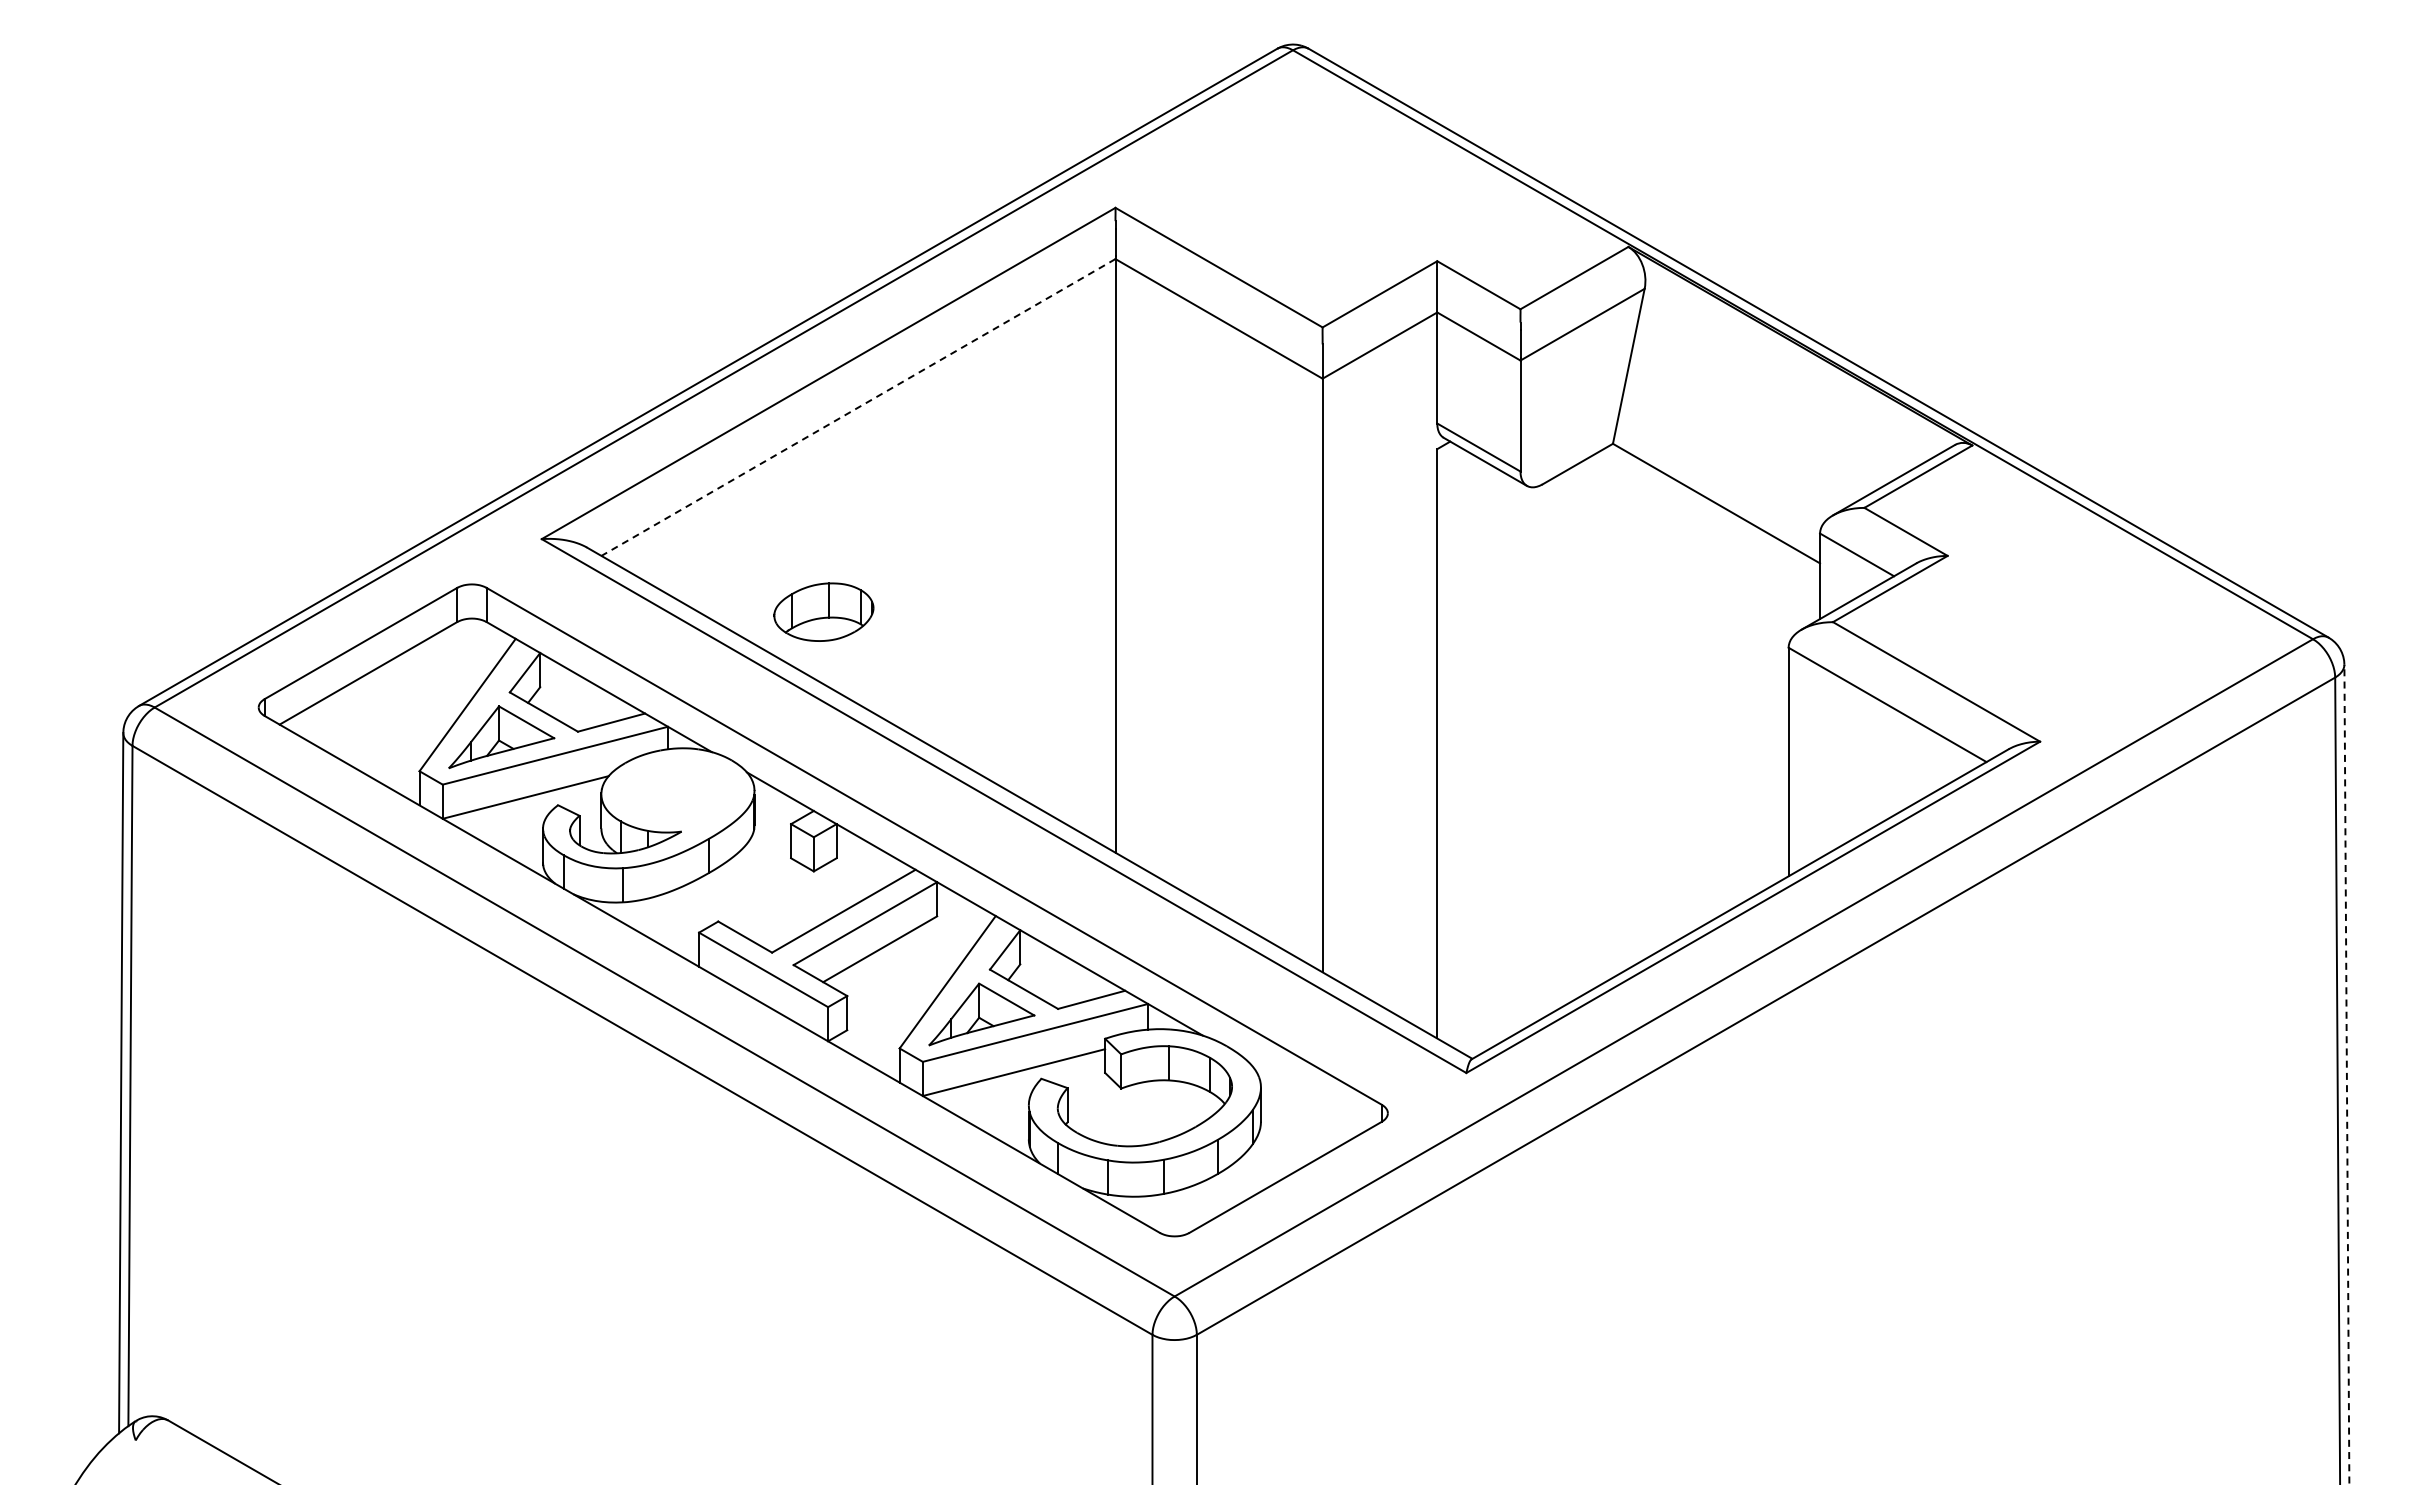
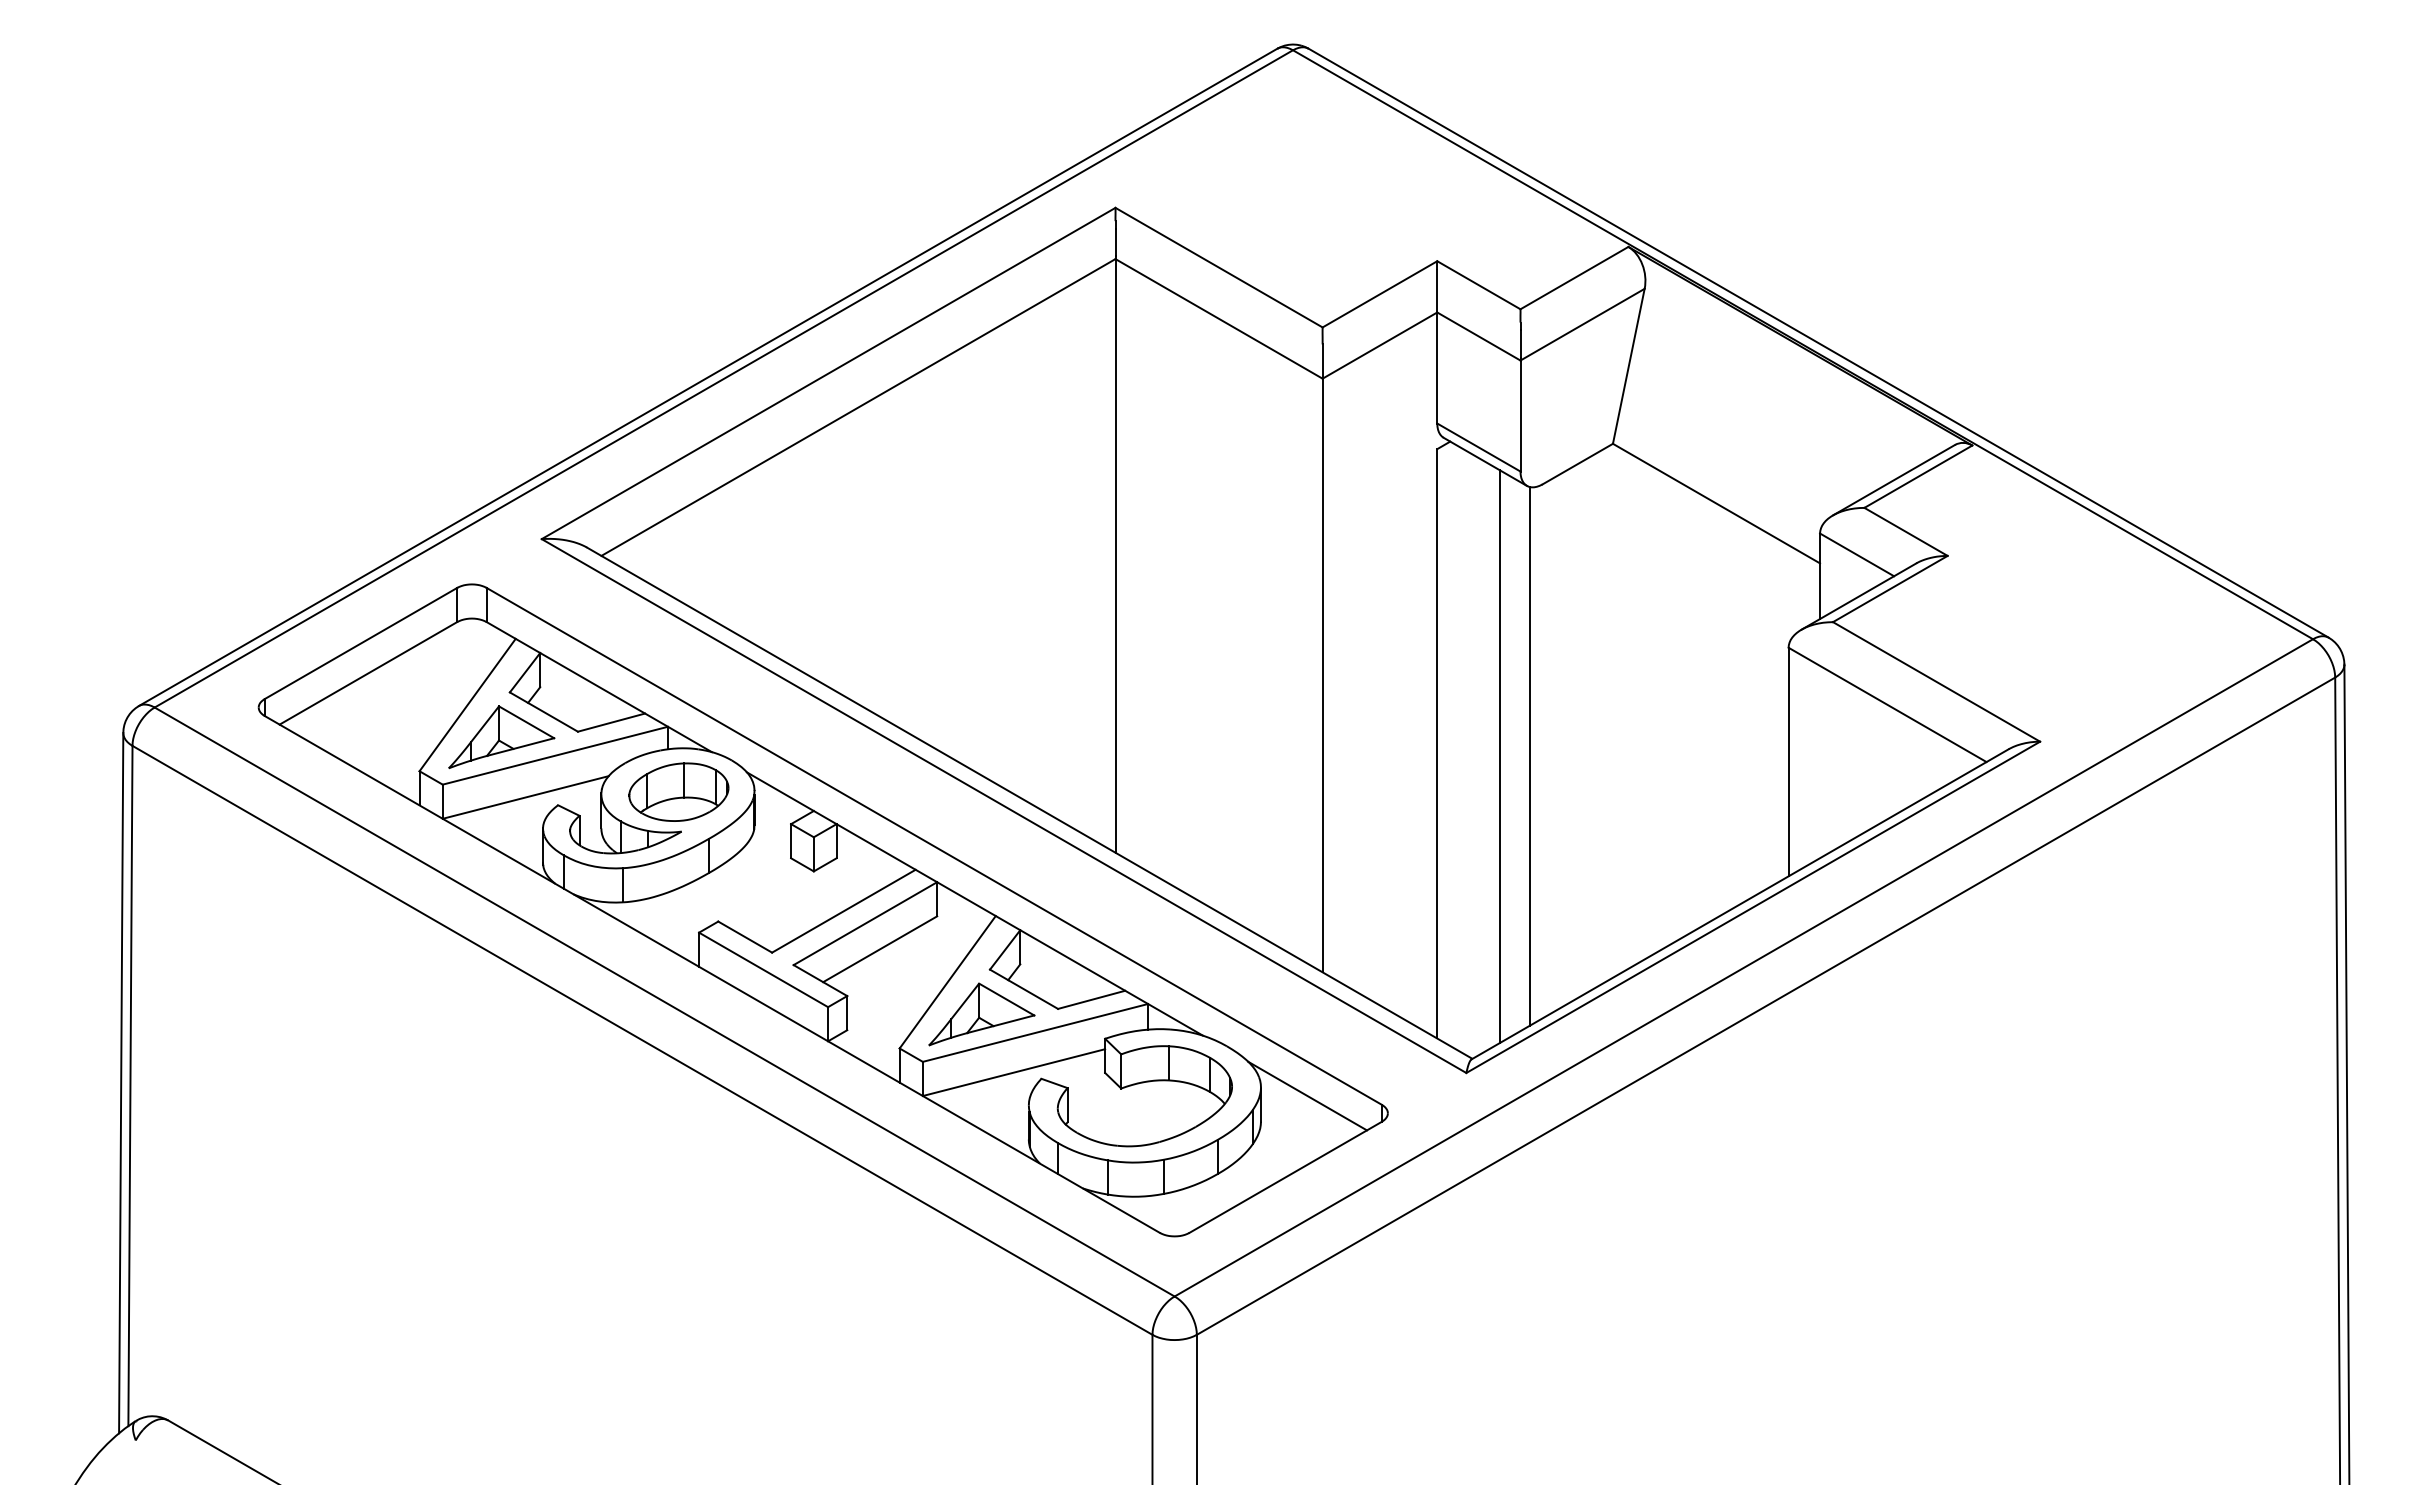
line: dashed -> solid (858, 407)
part position: (823, 611) -> (678, 791) (678, 791)
line: none -> present (1529, 755)
line: none -> present (1500, 756)
line: dashed -> solid (2346, 1074)
line: none -> present (1307, 1095)
